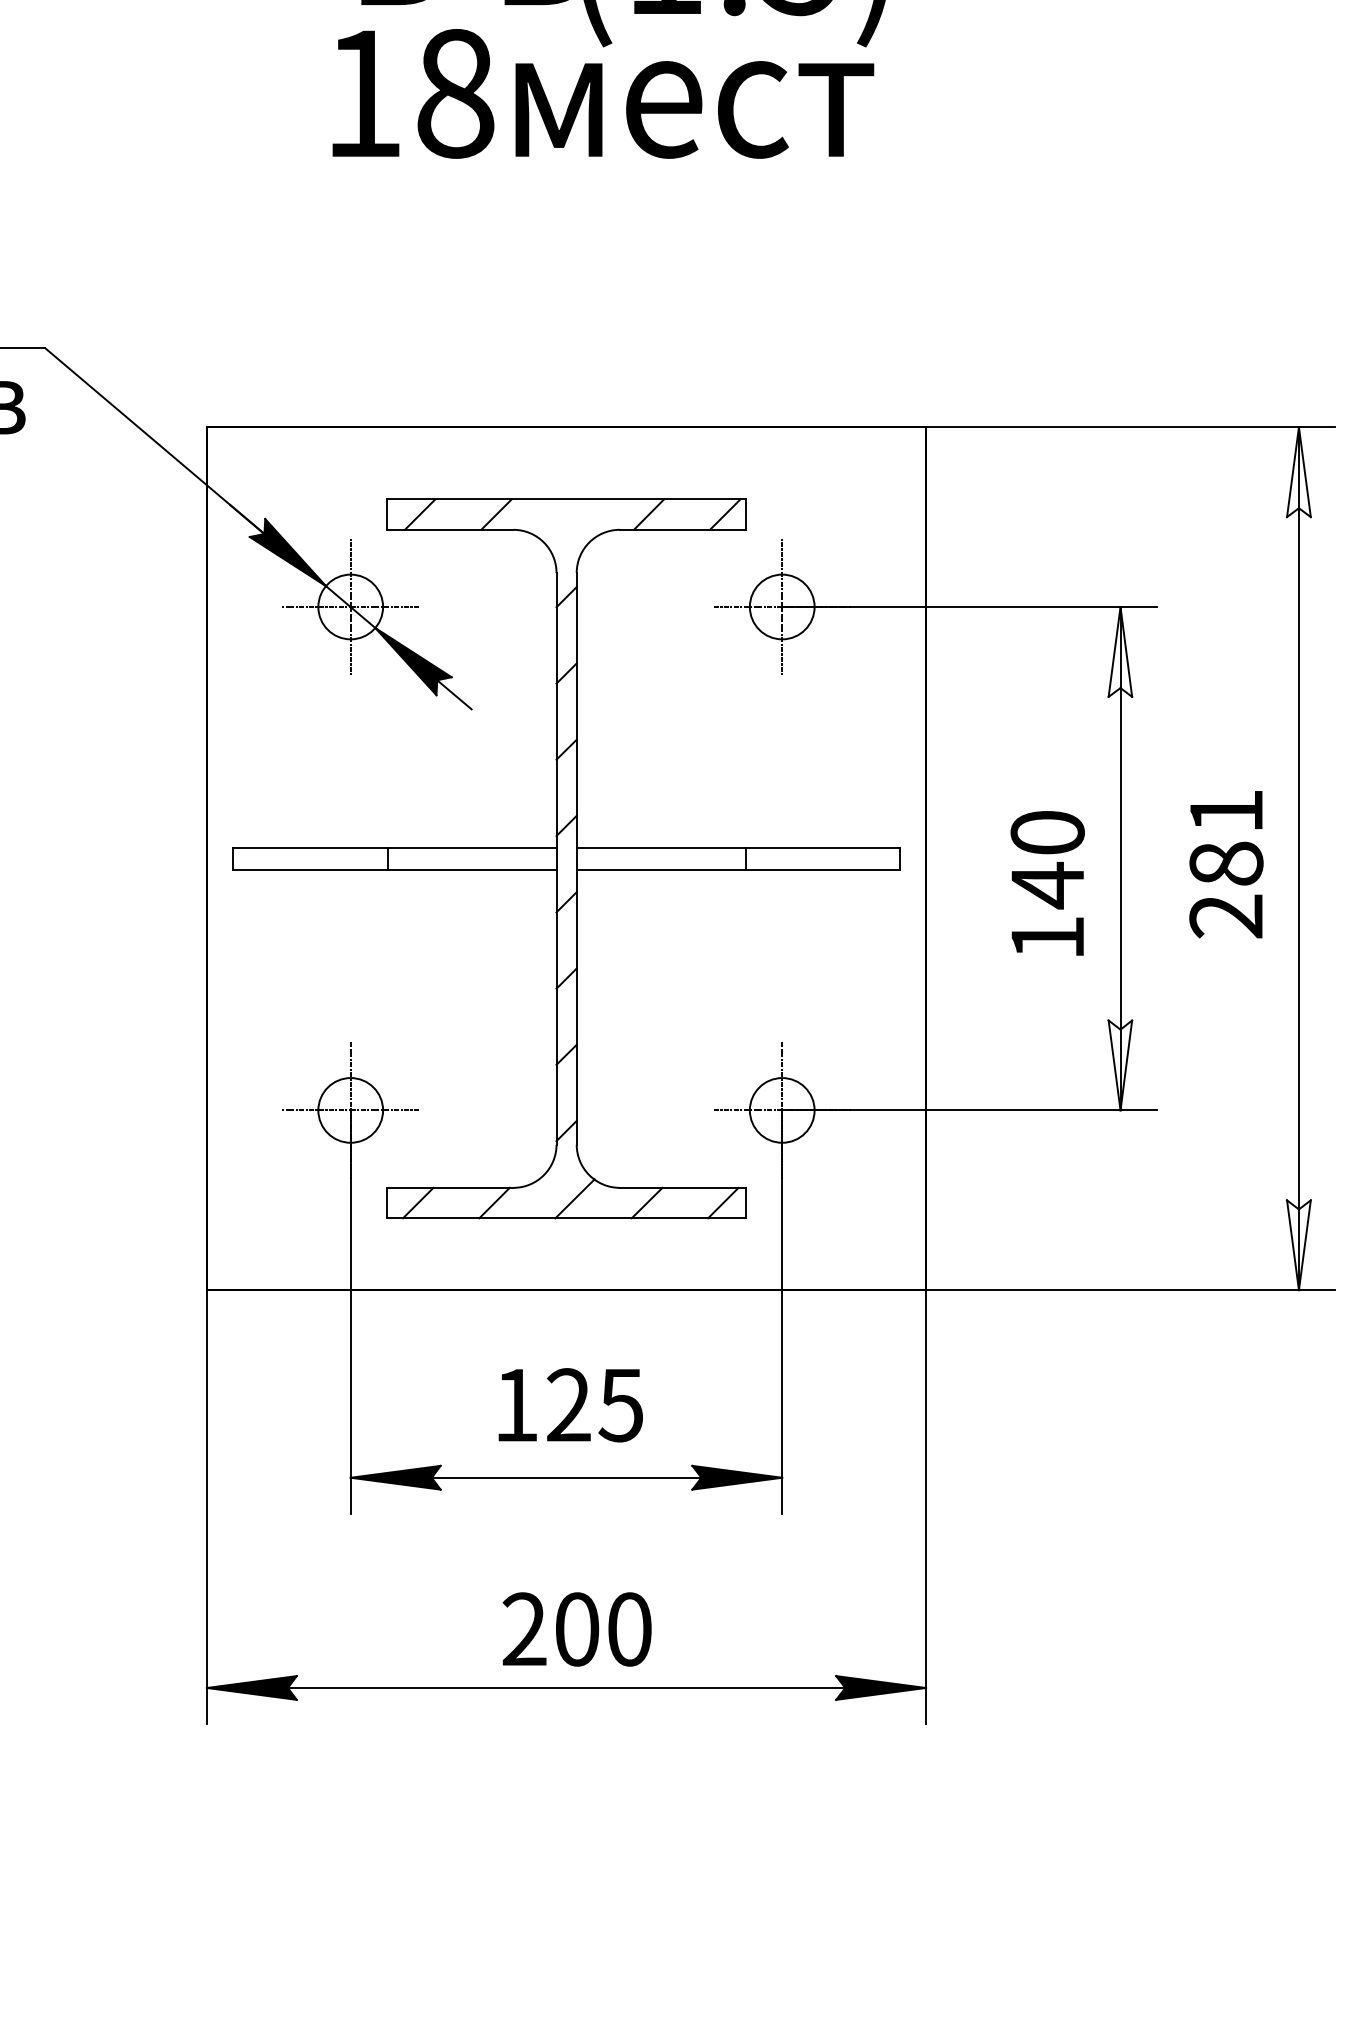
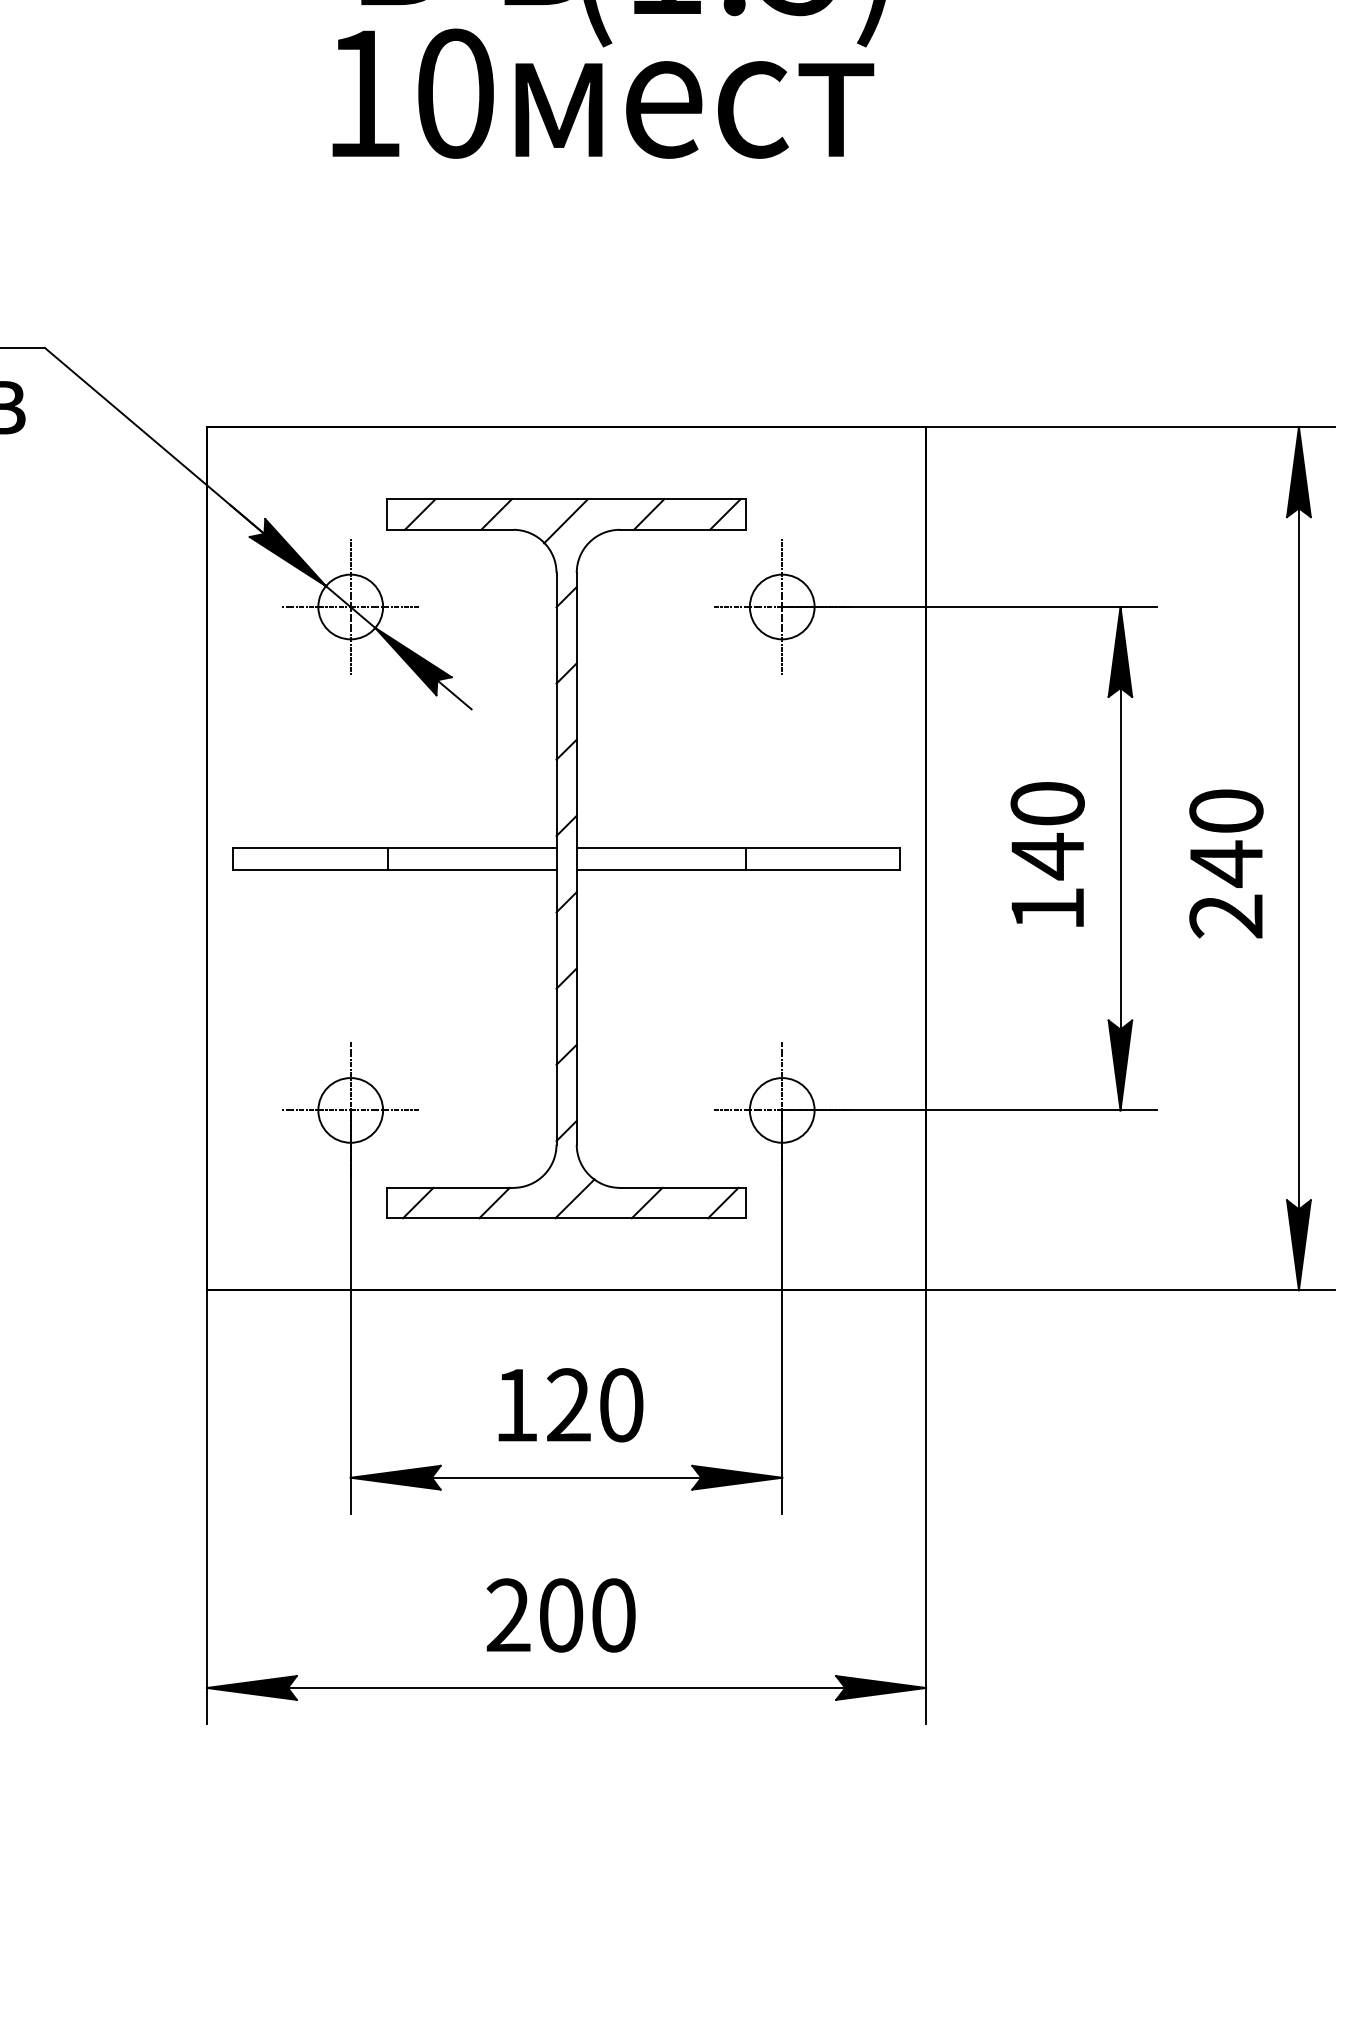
text: 18 -> 10 (455, 93)
fill: none -> present (1298, 472)
line: none -> present (566, 521)
fill: none -> present (1120, 651)
text: 281 -> 240 (1226, 838)
text position: (1047, 883) -> (1047, 854) (1047, 854)
fill: none -> present (1120, 1065)
fill: none -> present (1298, 1245)
text: 125 -> 120 (620, 1405)
text position: (576, 1629) -> (560, 1615) (560, 1615)
